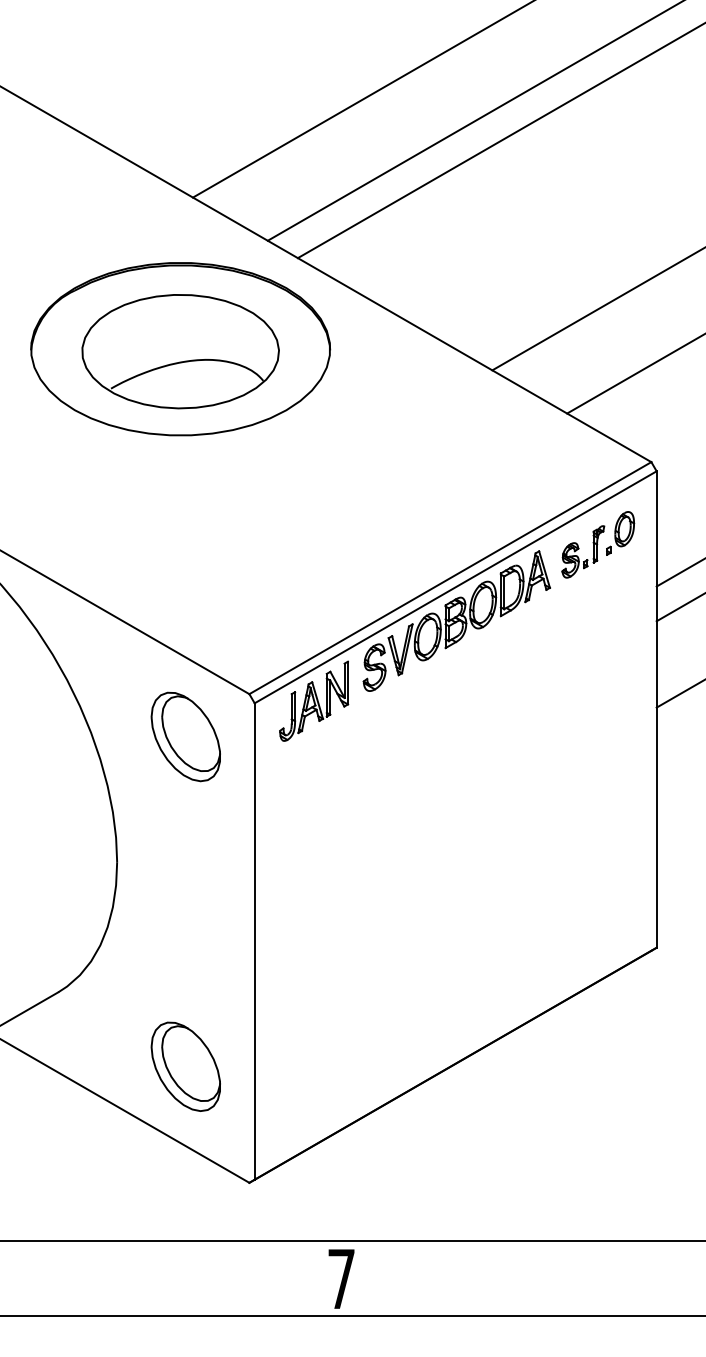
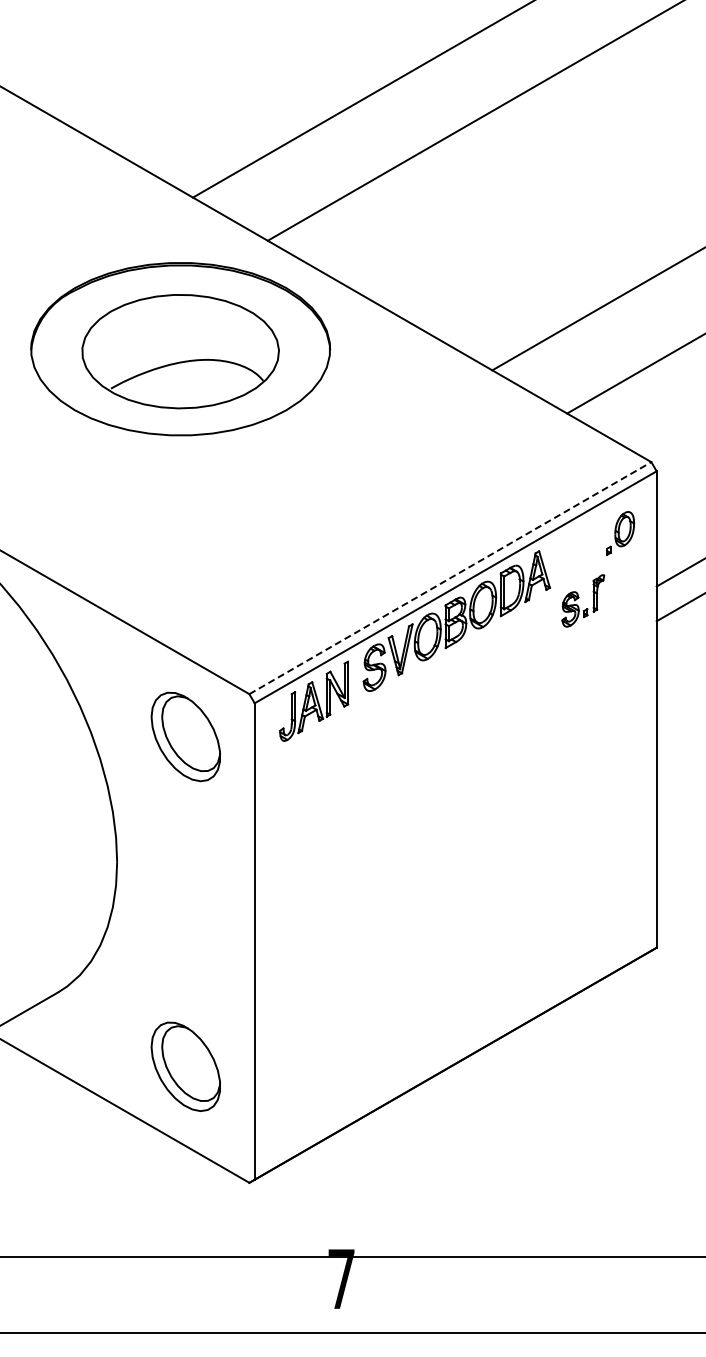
line: present -> none (499, 141)
part position: (583, 551) -> (583, 600) (583, 600)
line: solid -> dashed (450, 577)
line: present -> none (679, 694)
line position: (352, 1241) -> (352, 1257) (352, 1257)
line position: (352, 1316) -> (352, 1333) (352, 1333)
